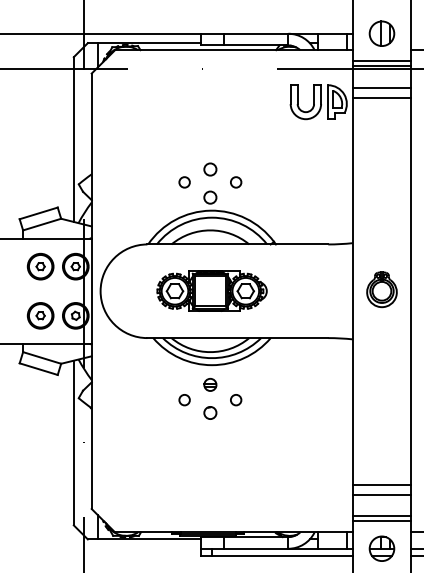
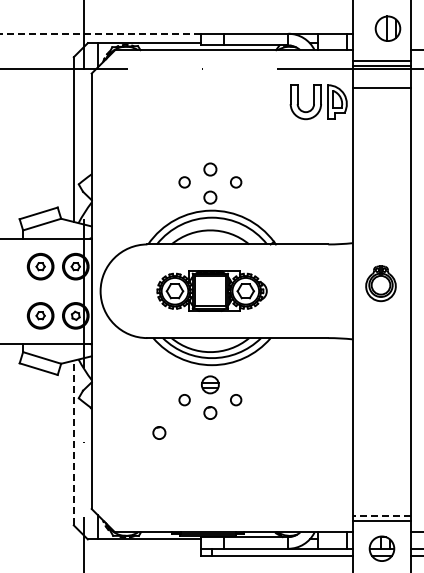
line: solid -> dashed (100, 33)
part position: (381, 33) -> (387, 28) (387, 28)
line: present -> none (381, 97)
part position: (381, 289) -> (380, 283) (380, 283)
part size: 15x14 px -> 19x20 px (210, 384)
circle: none -> present (159, 432)
line: solid -> dashed (73, 442)
line: present -> none (381, 484)
line: present -> none (381, 494)
line: solid -> dashed (381, 516)
